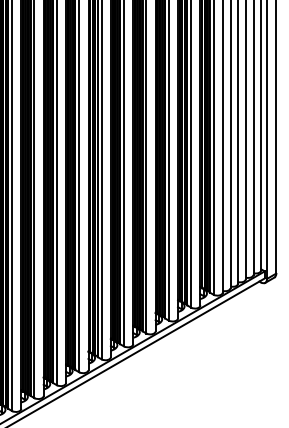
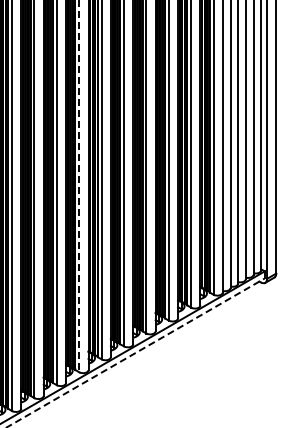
line: solid -> dashed (79, 186)
line: solid -> dashed (135, 352)
